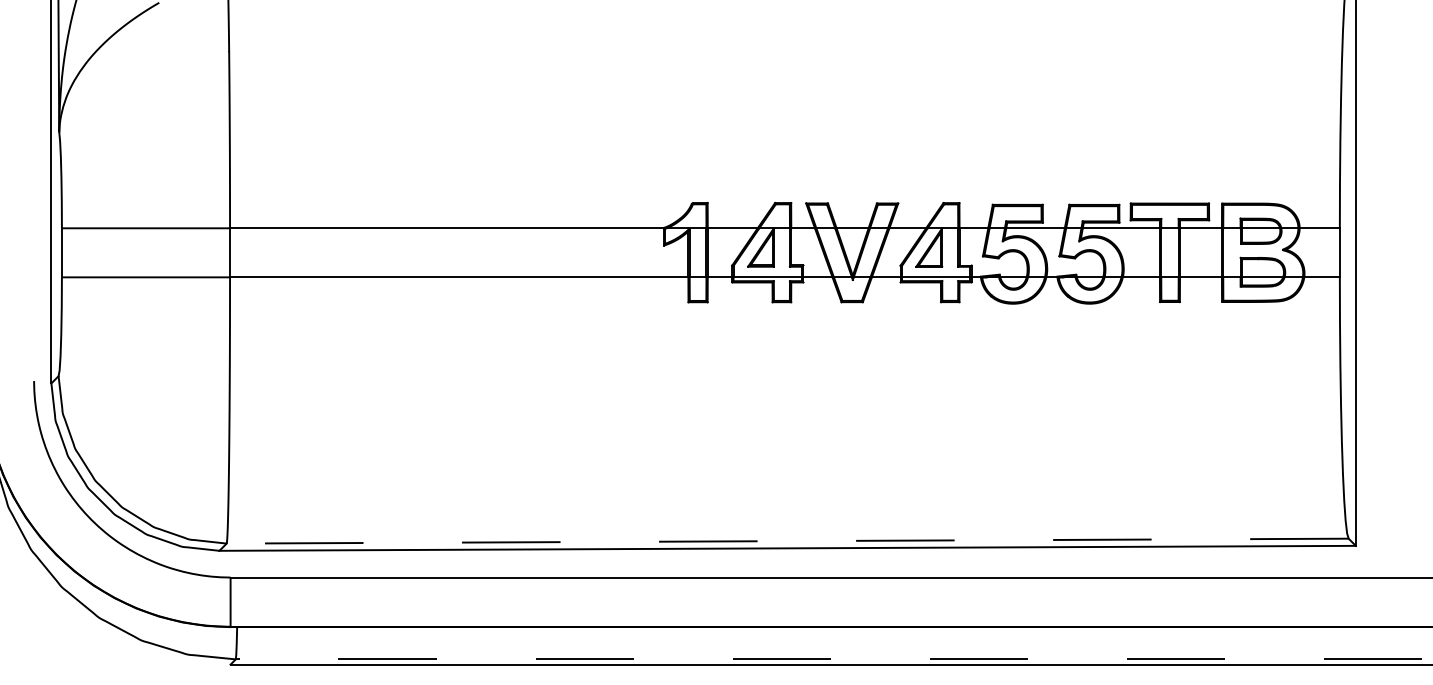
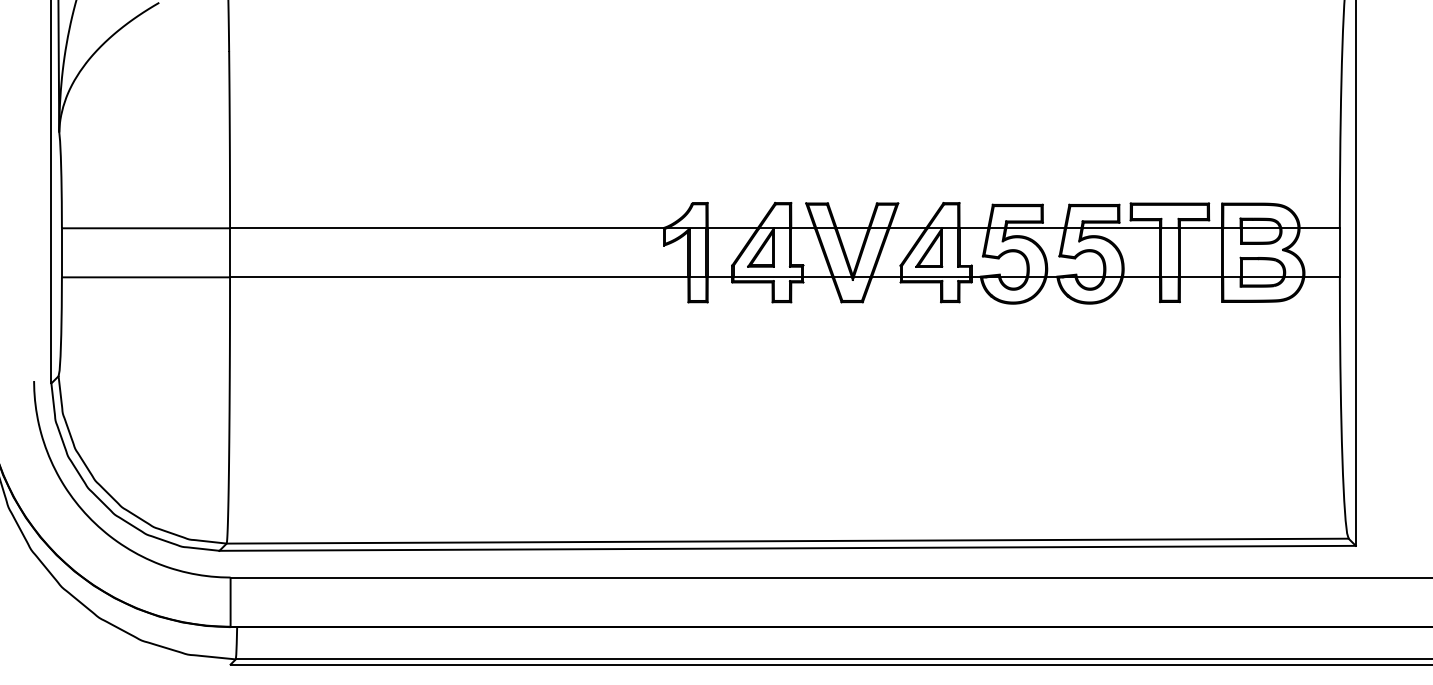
line: dashed -> solid (787, 541)
line: dashed -> solid (833, 659)
